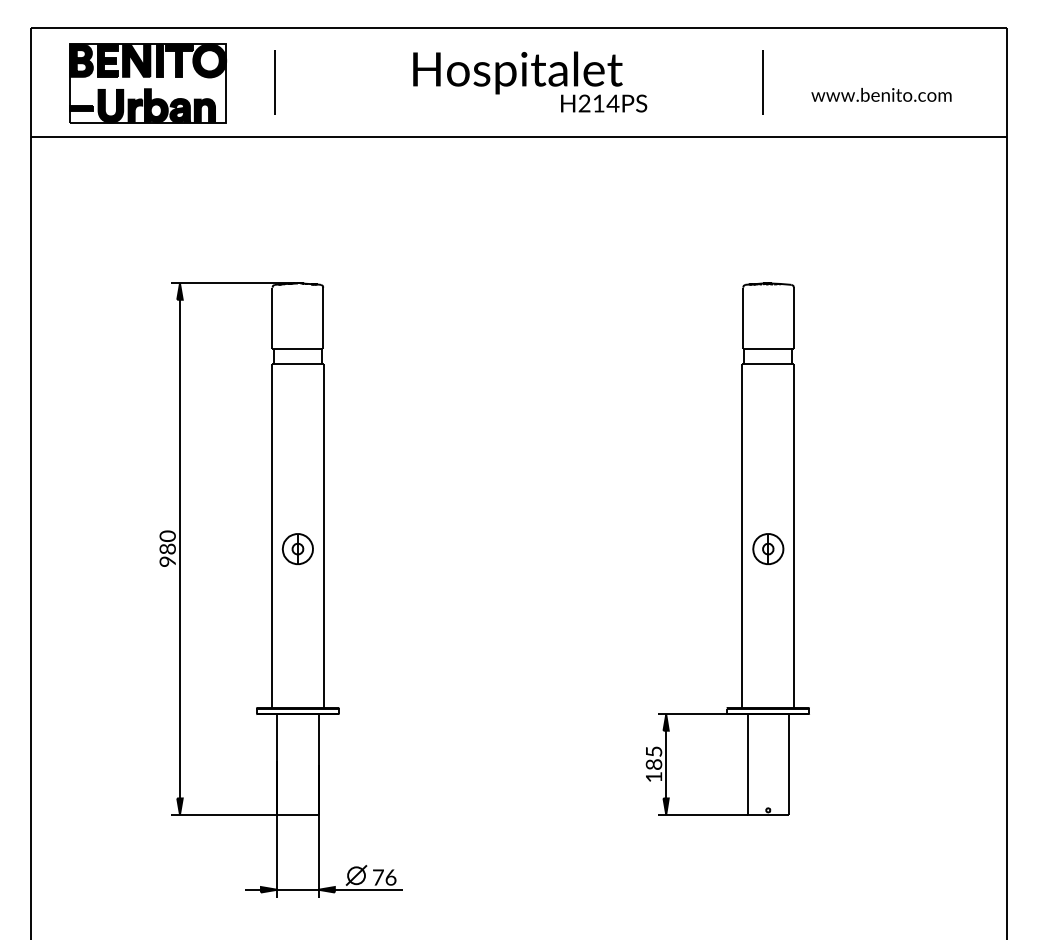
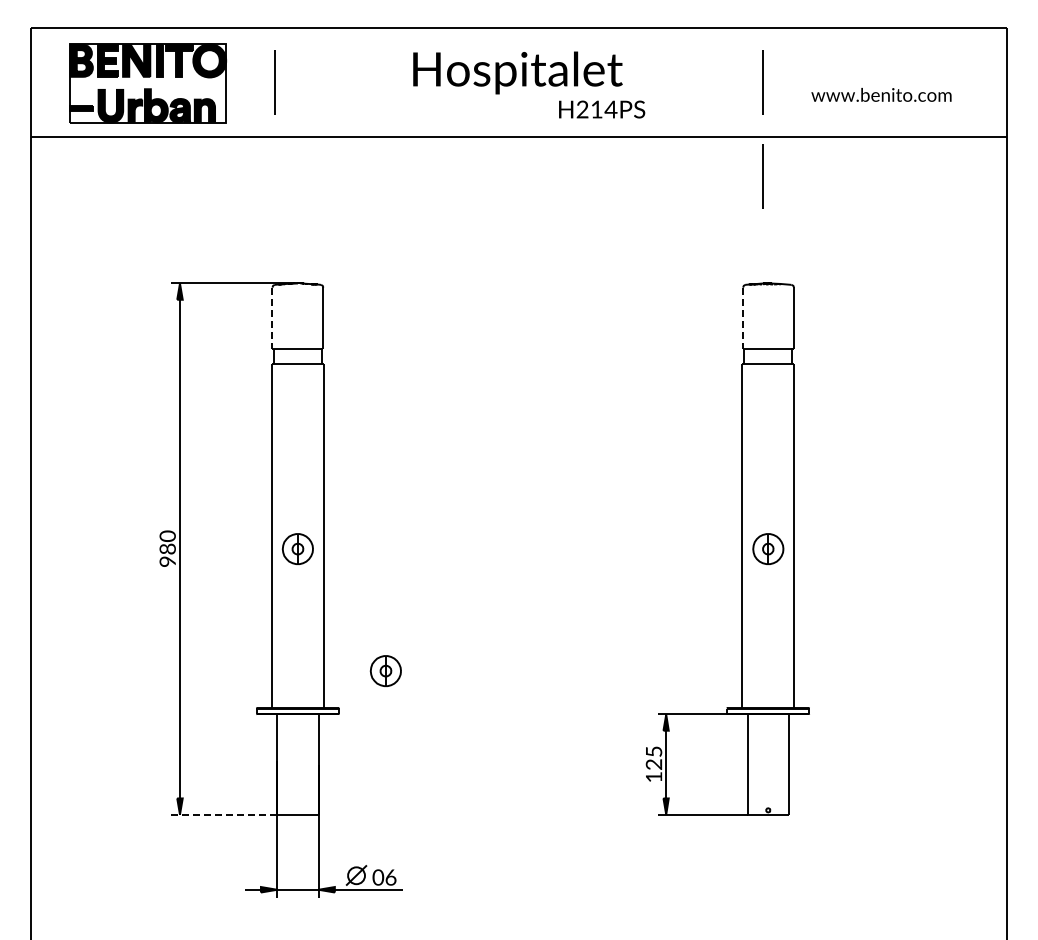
text position: (604, 103) -> (602, 109) (602, 109)
line: none -> present (762, 176)
line: solid -> dashed (272, 318)
line: solid -> dashed (743, 318)
part: none -> present (385, 670)
text: 8 -> 2 (654, 764)
line: solid -> dashed (224, 814)
text: 7 -> 0 (378, 877)
